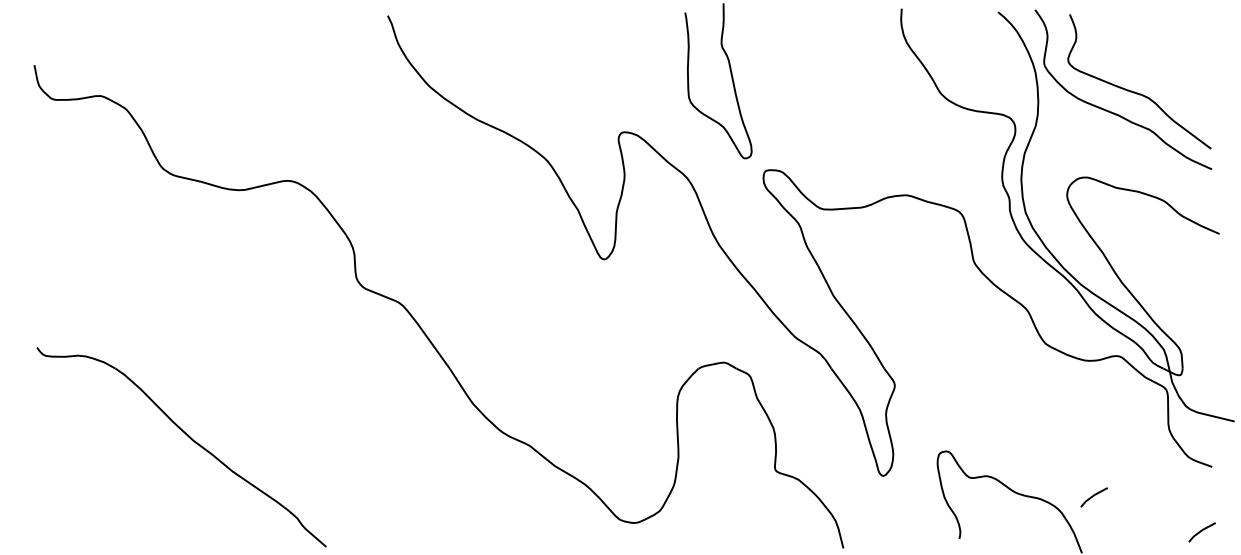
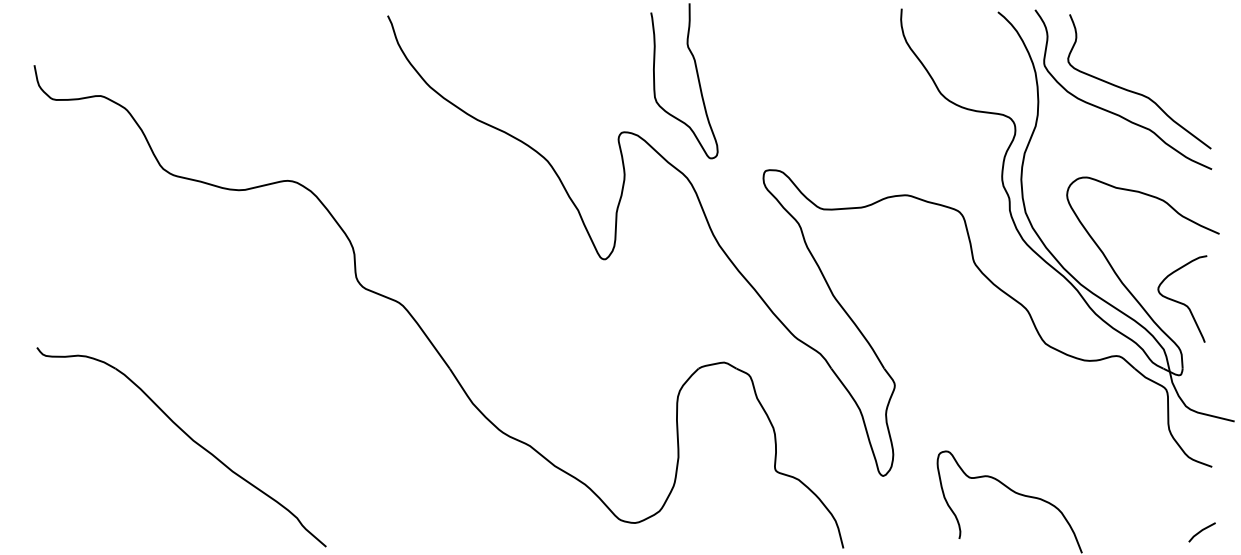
curve position: (731, 79) -> (697, 79) (697, 79)
curve: none -> present (1182, 302)
line: present -> none (1093, 496)
